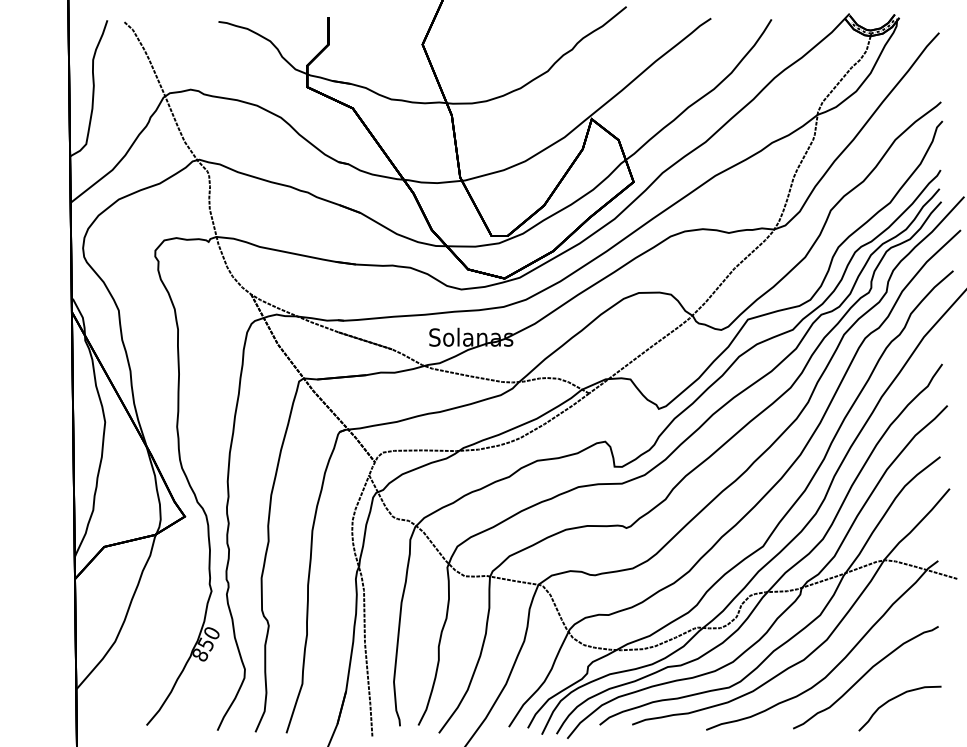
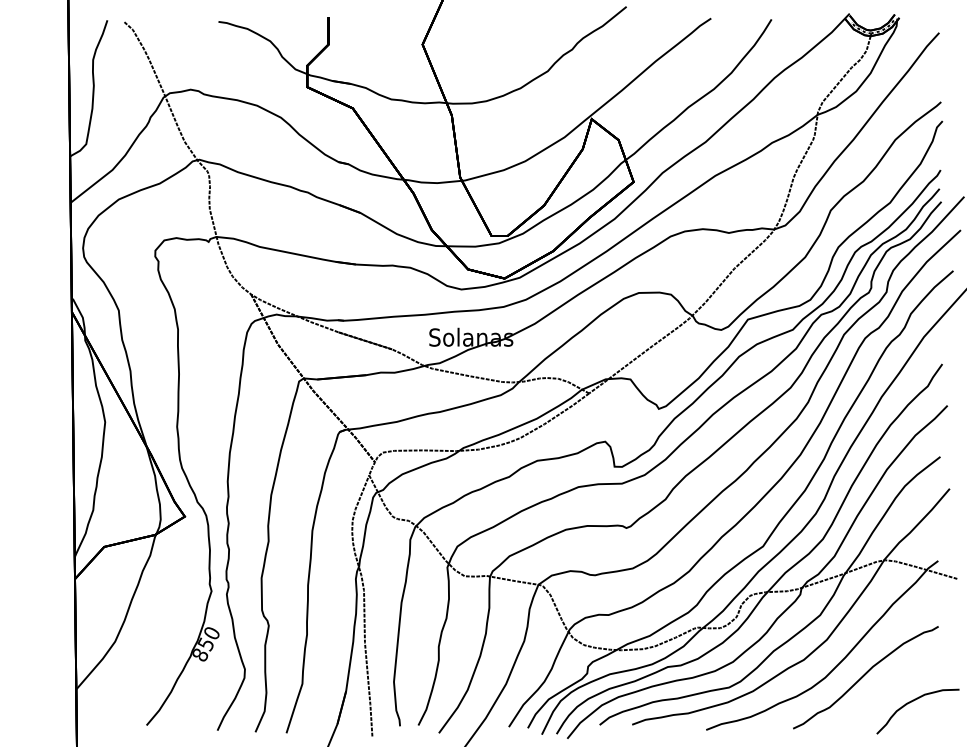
curve position: (895, 698) -> (913, 701) (913, 701)
